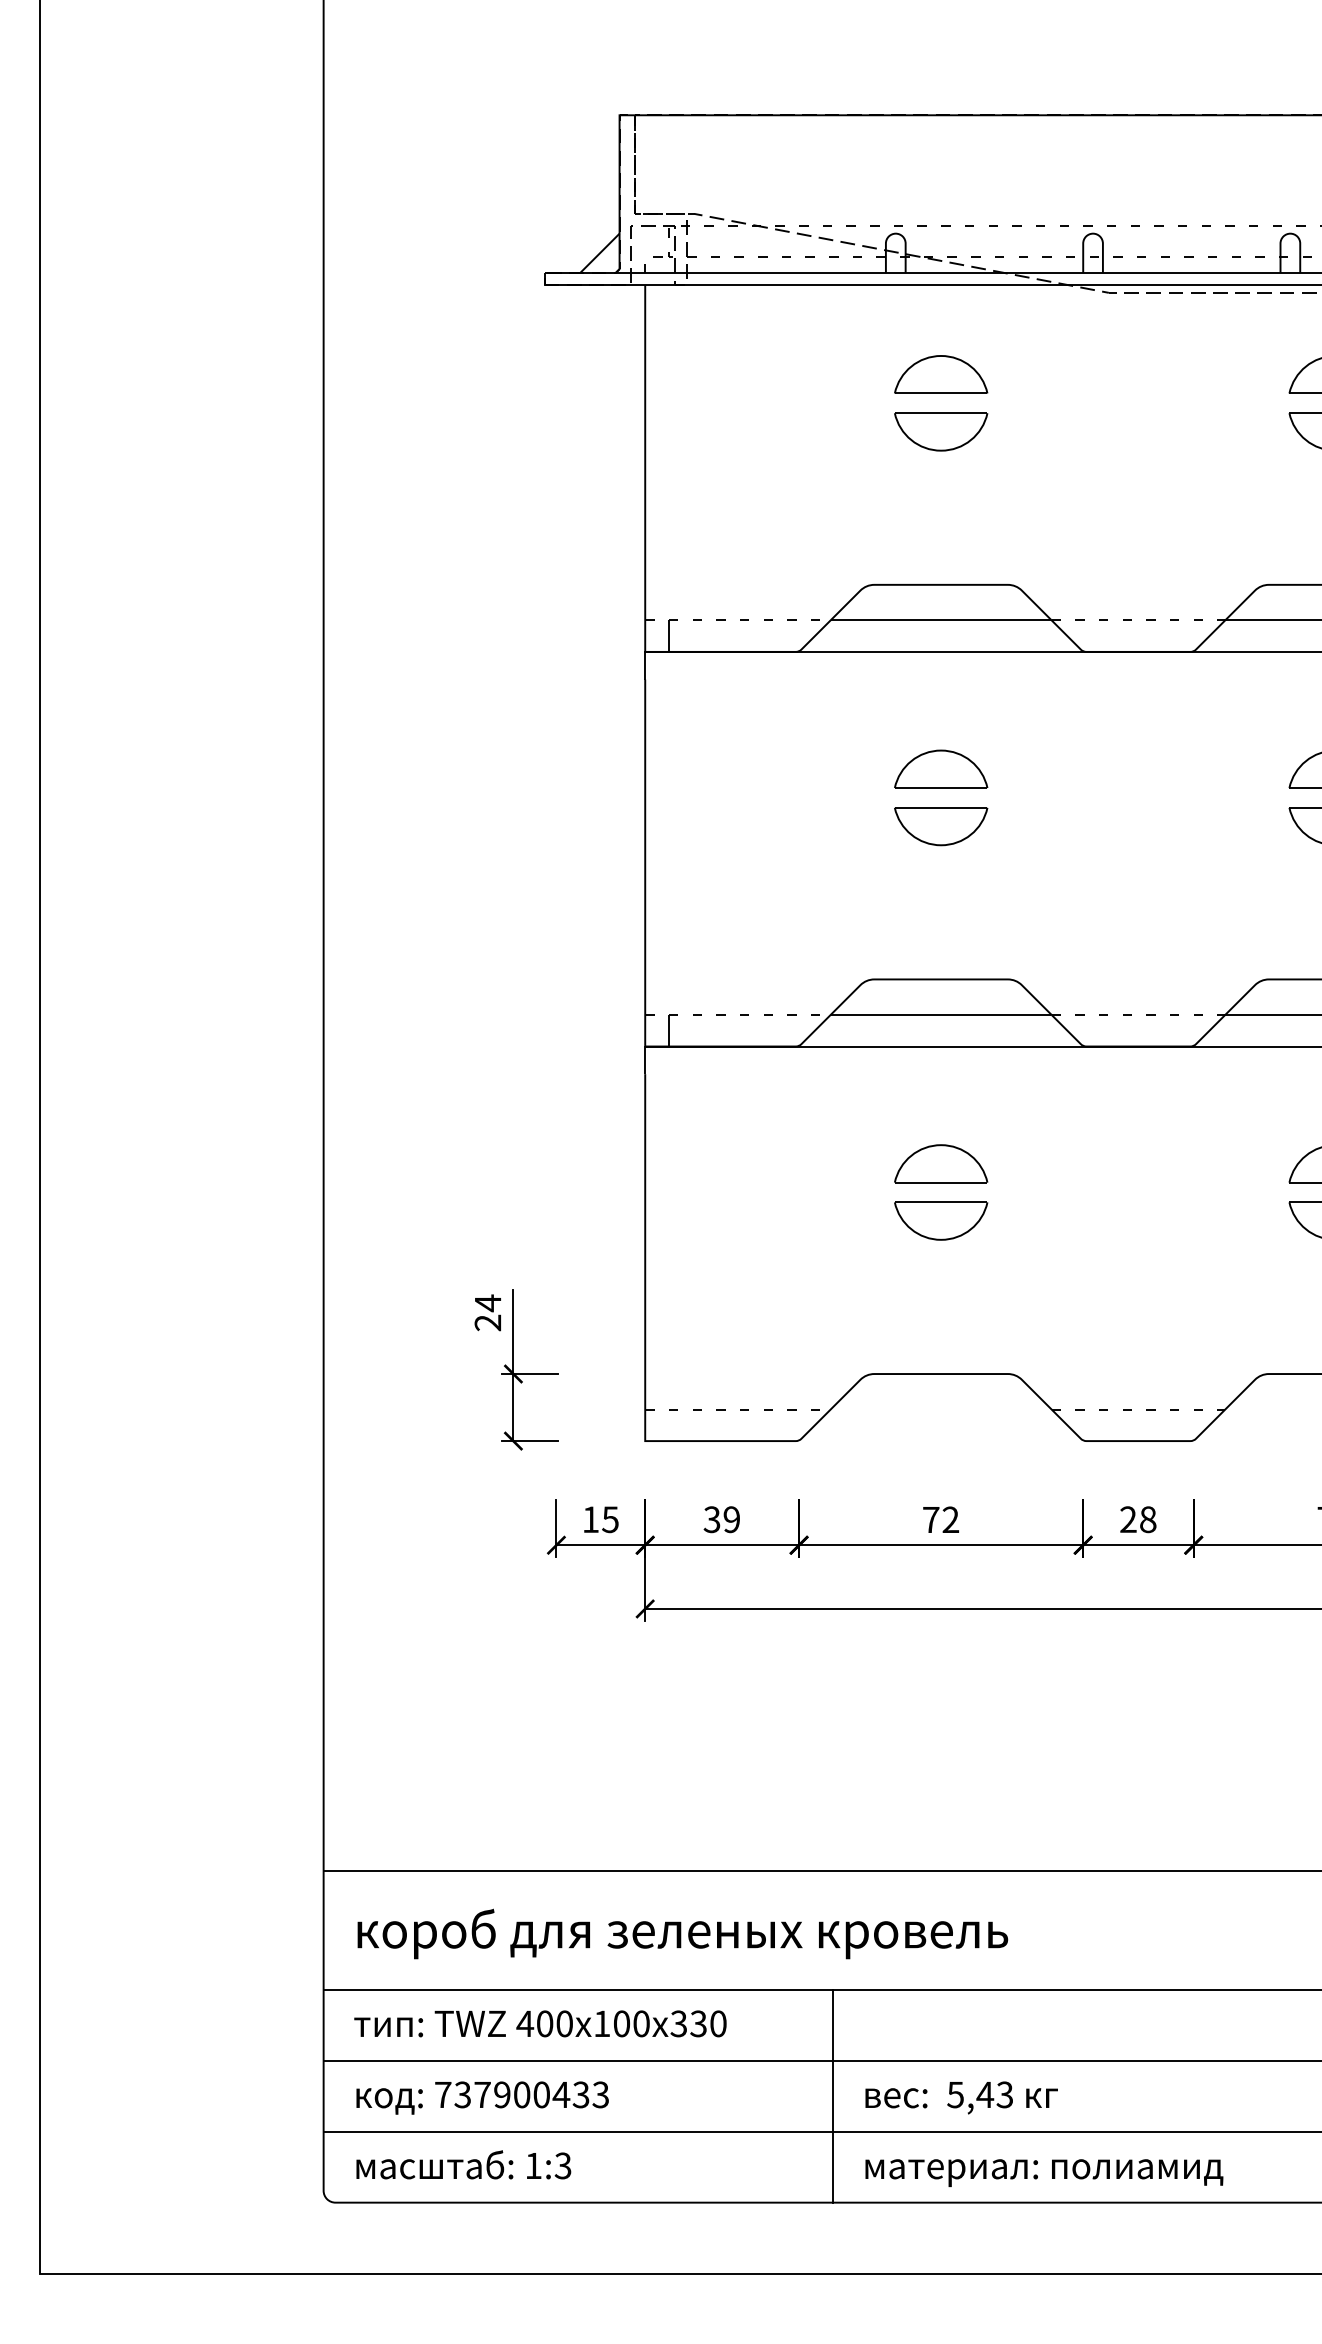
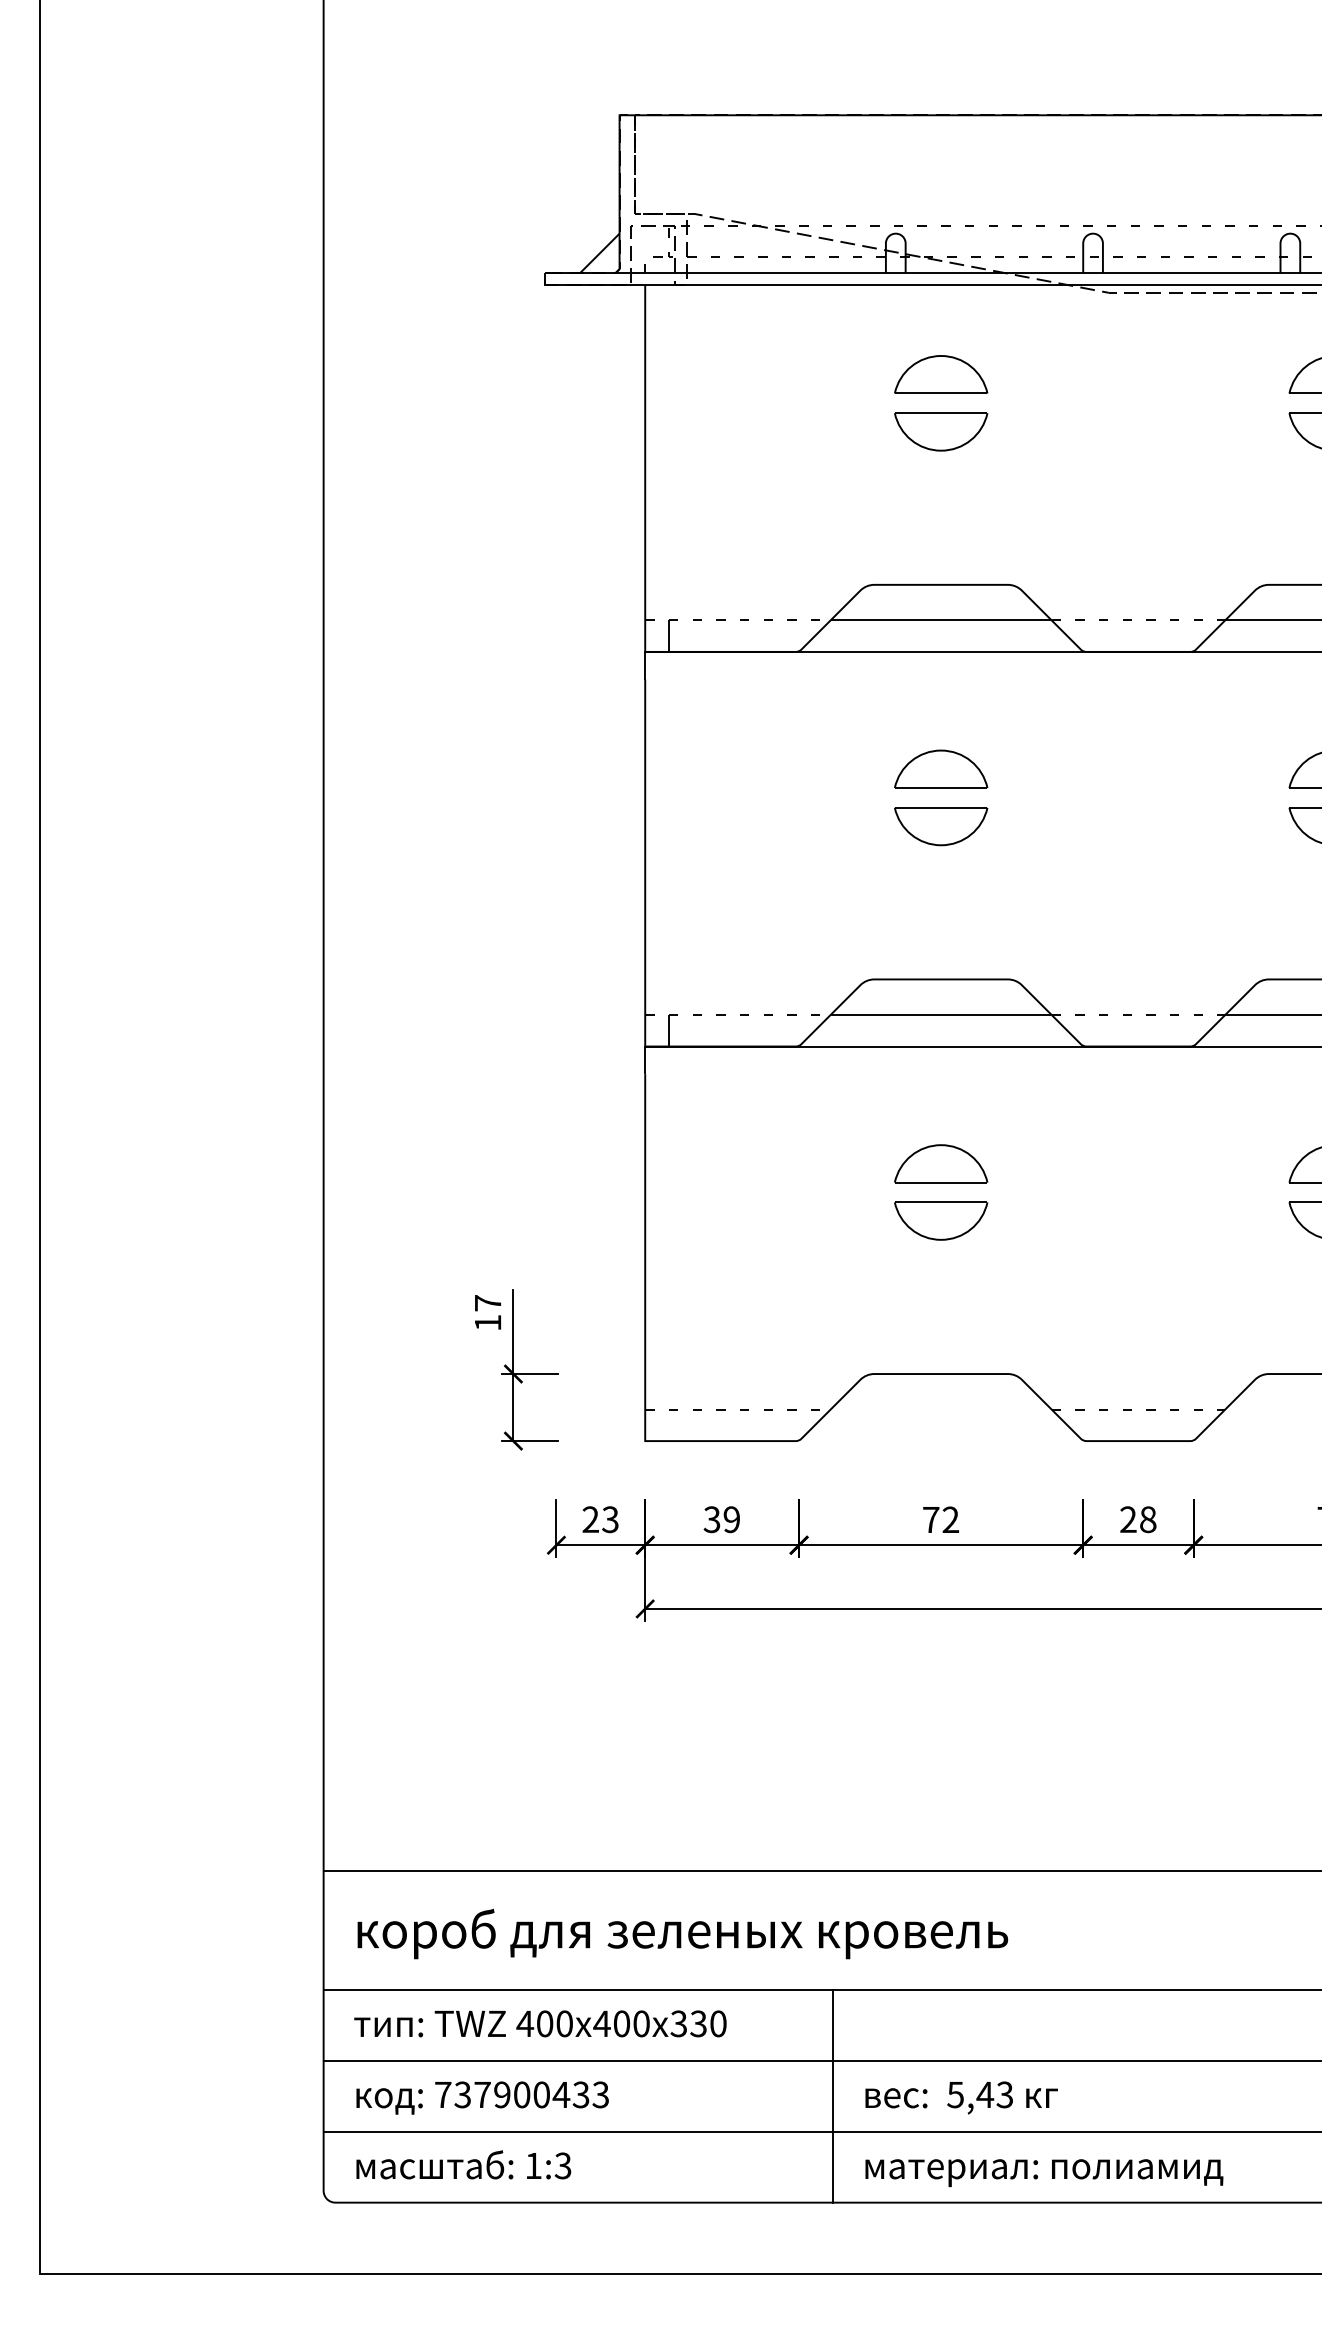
text: 24 -> 17 (487, 1312)
text: 15 -> 23 (600, 1519)
text: 400x100x330 -> 400x400x330 (601, 2023)
